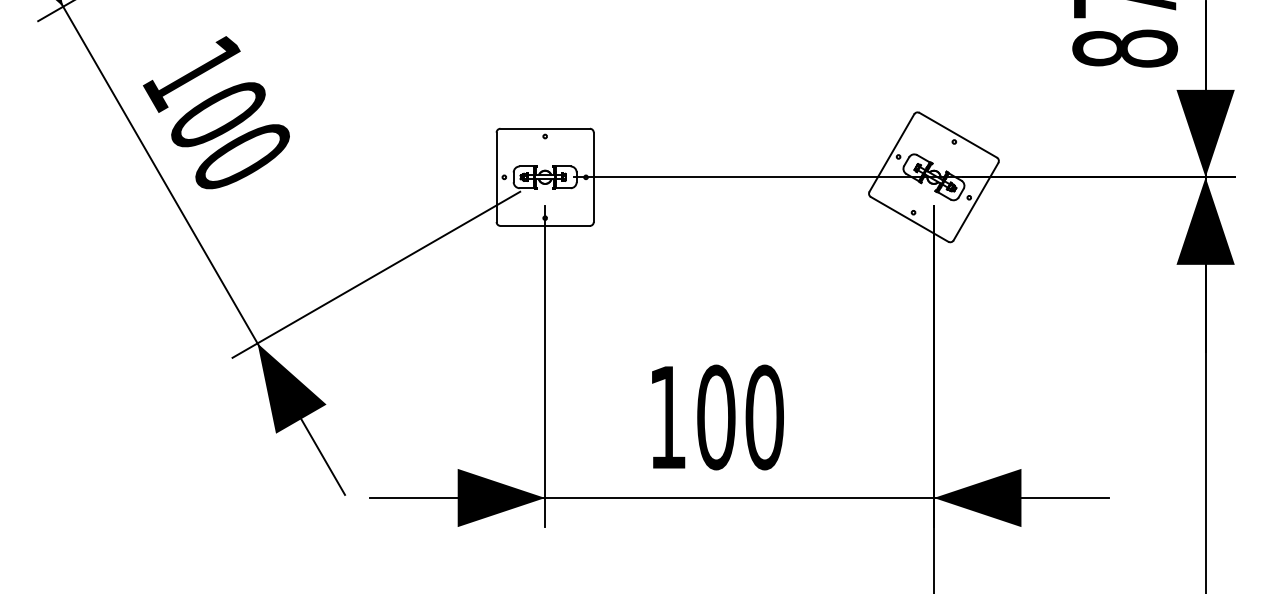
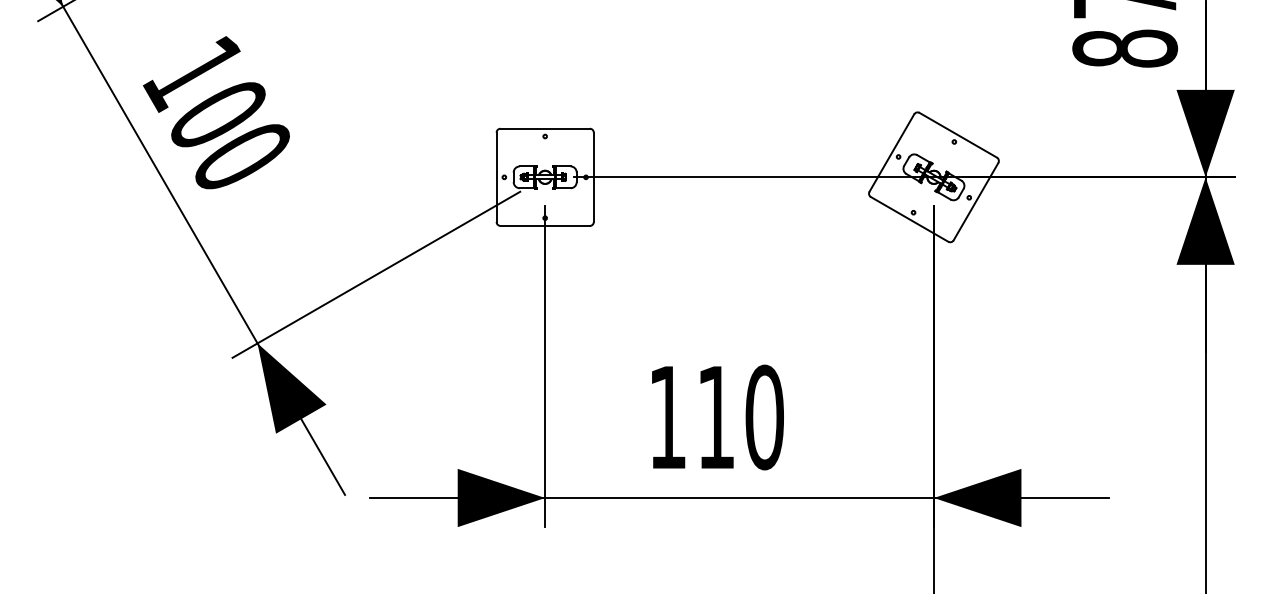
text: 100 -> 110 (716, 417)
